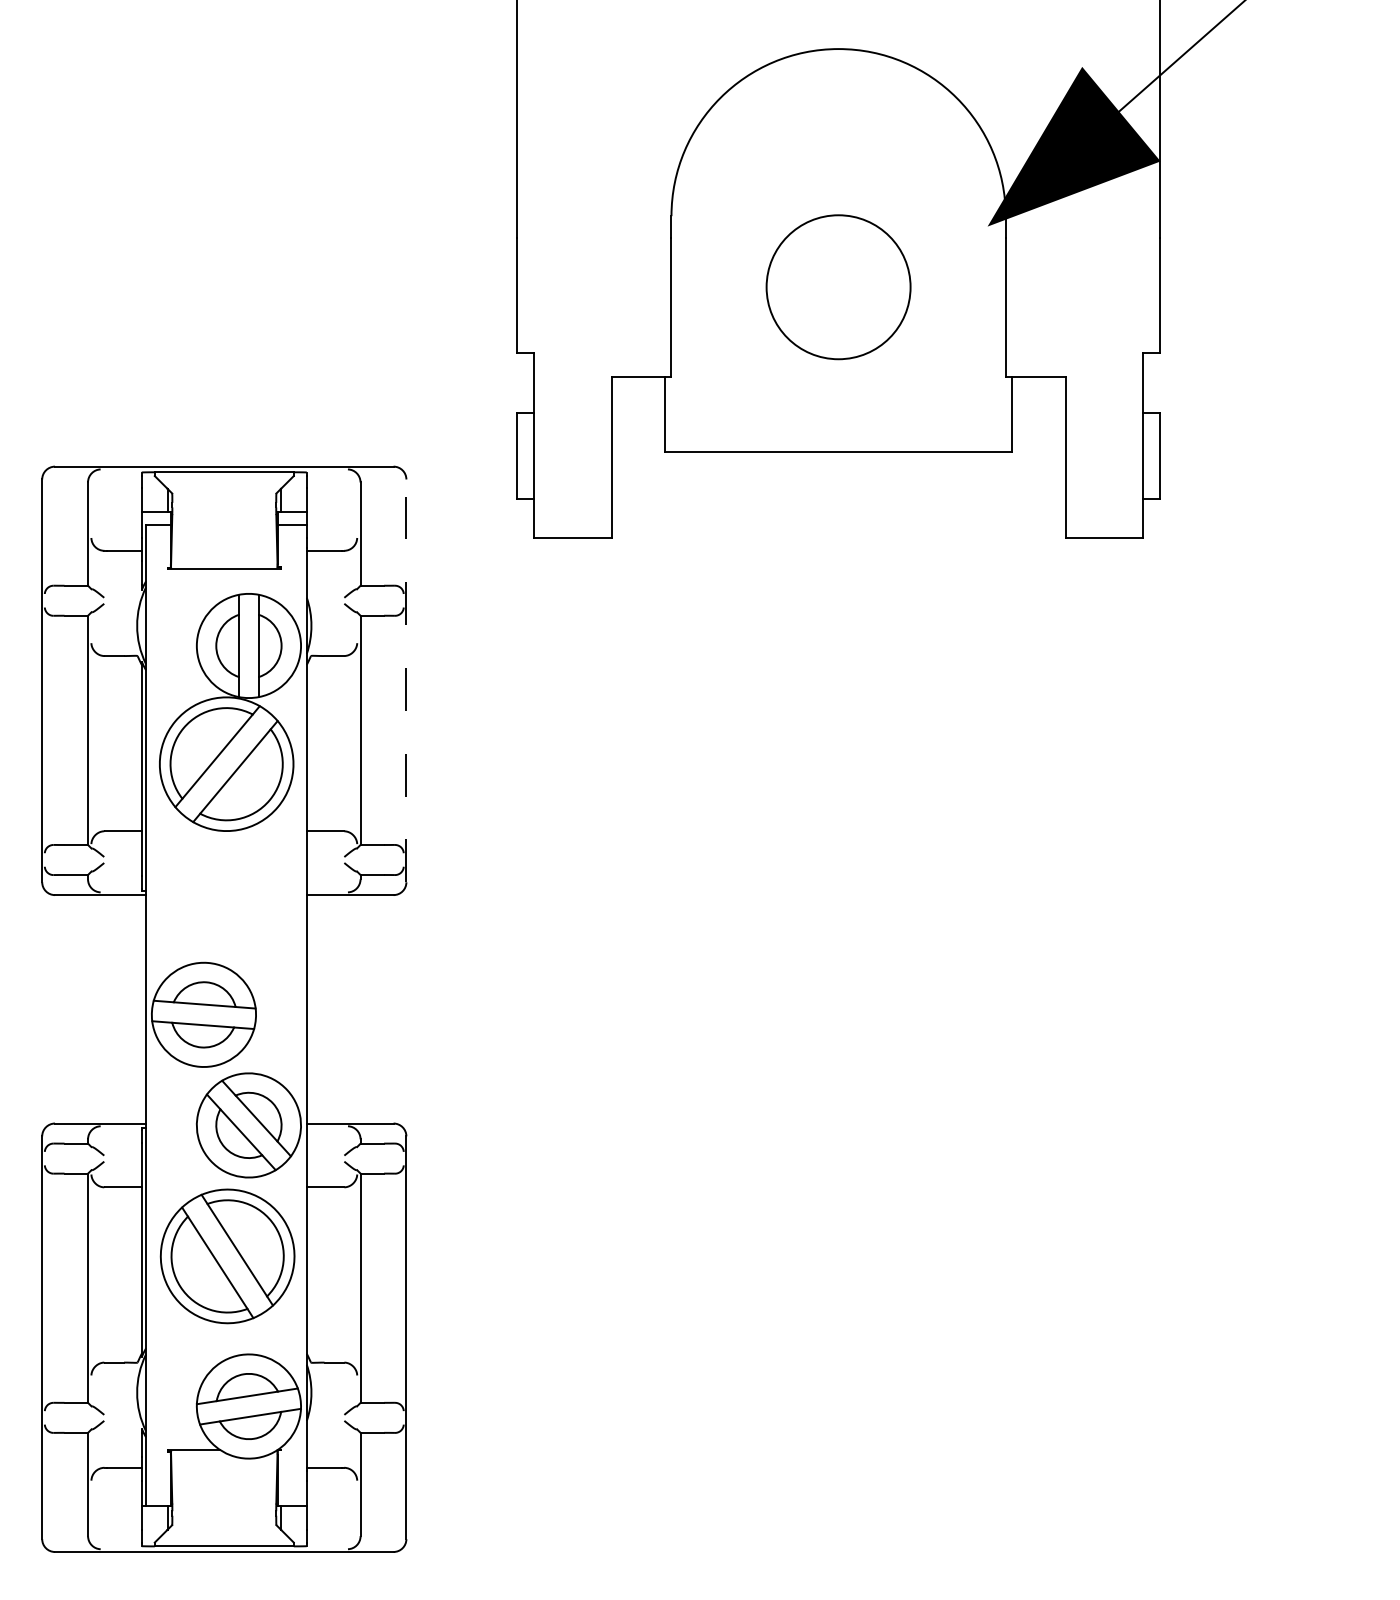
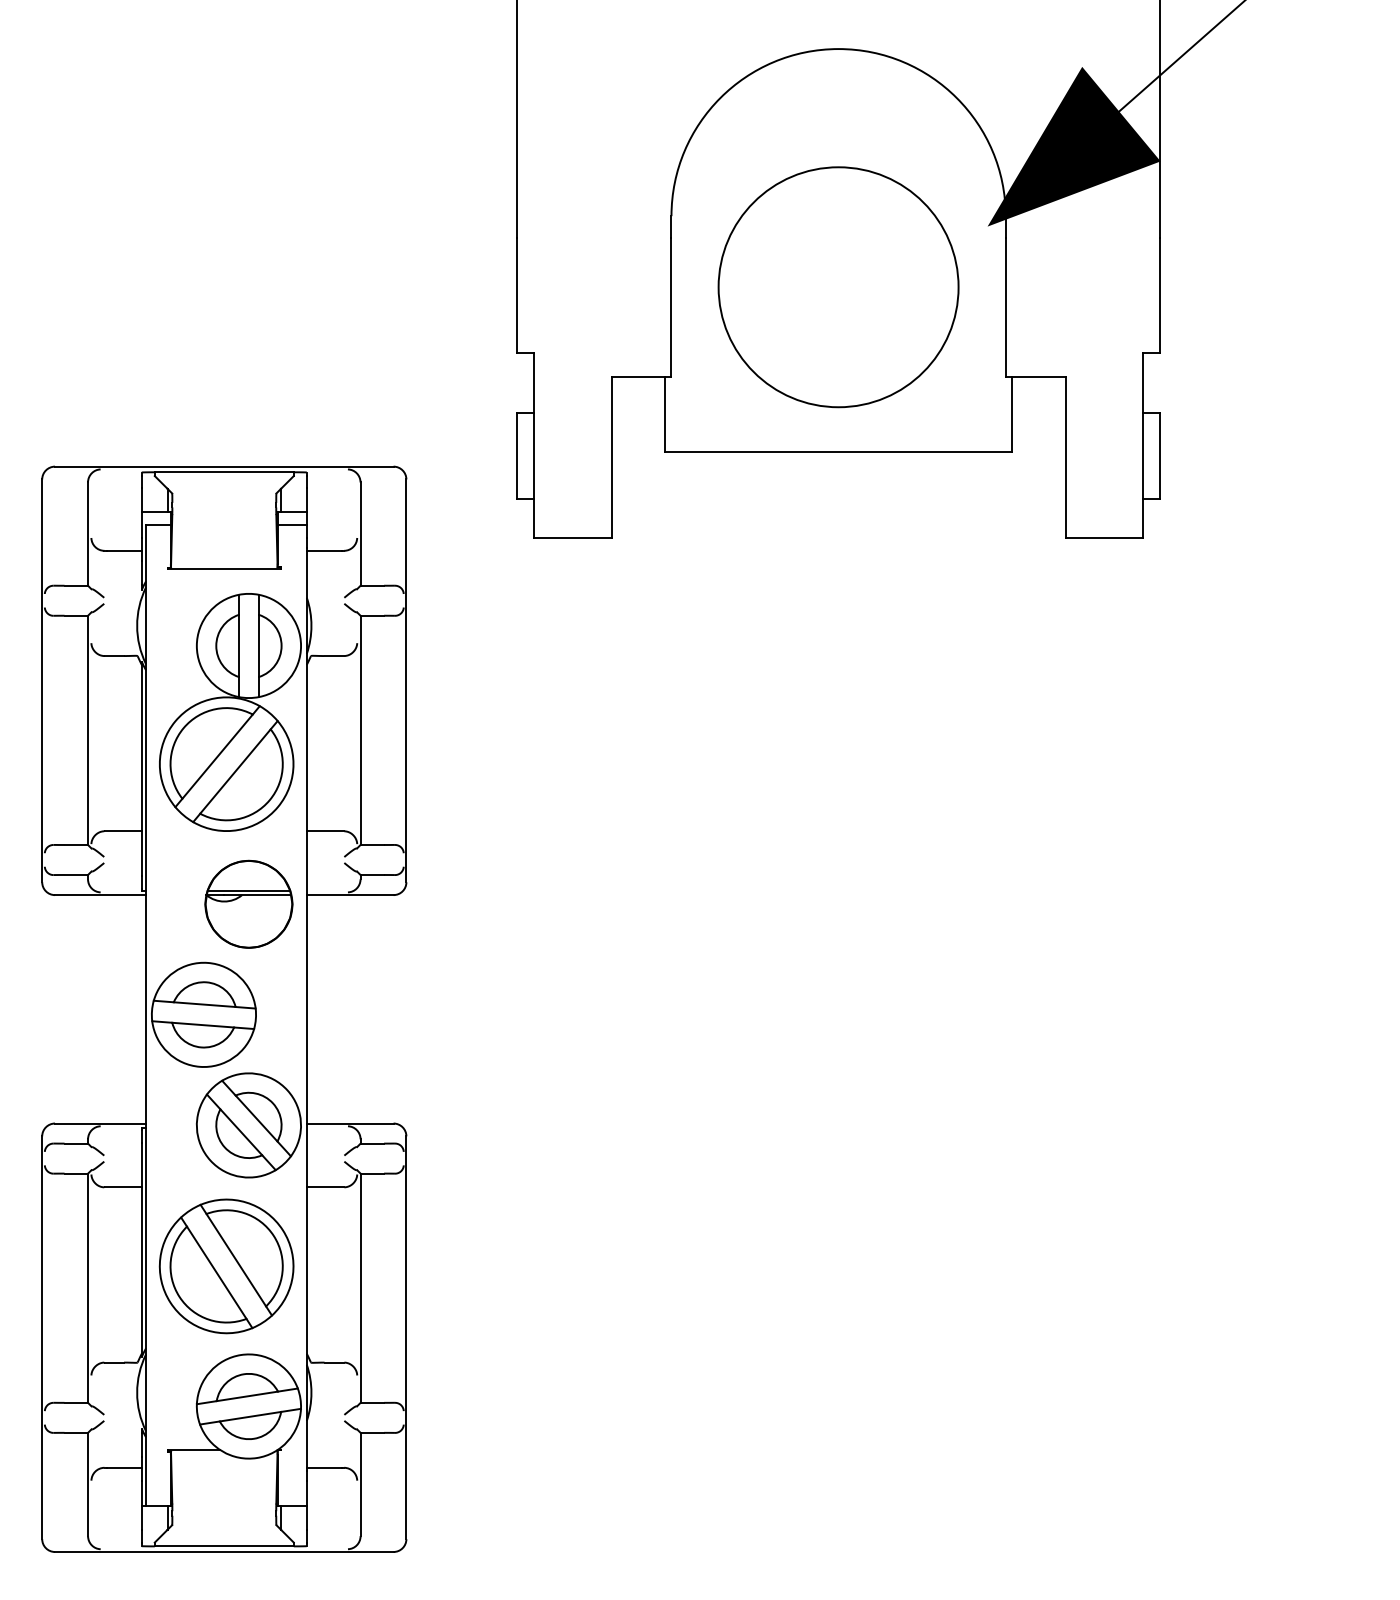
circle diameter: 144 px -> 240 px (838, 287)
line: dashed -> solid (406, 680)
part: none -> present (248, 903)
part position: (227, 1256) -> (226, 1266) (226, 1266)
